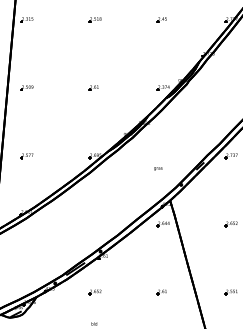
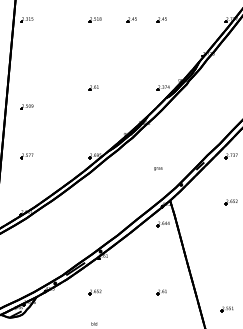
part: none -> present (131, 19)
part position: (26, 87) -> (26, 106) (26, 106)
part position: (230, 224) -> (230, 202) (230, 202)
part position: (230, 292) -> (226, 309) (226, 309)
